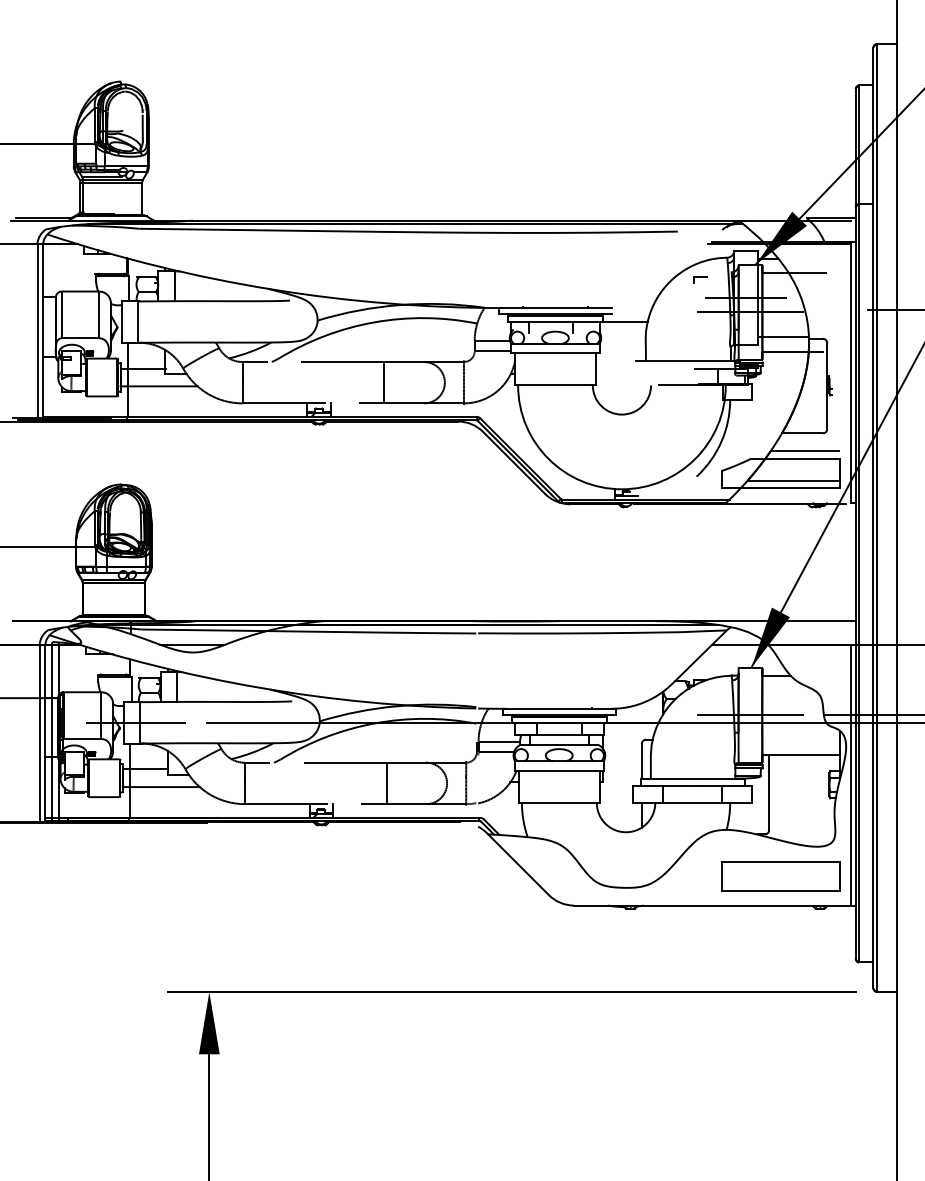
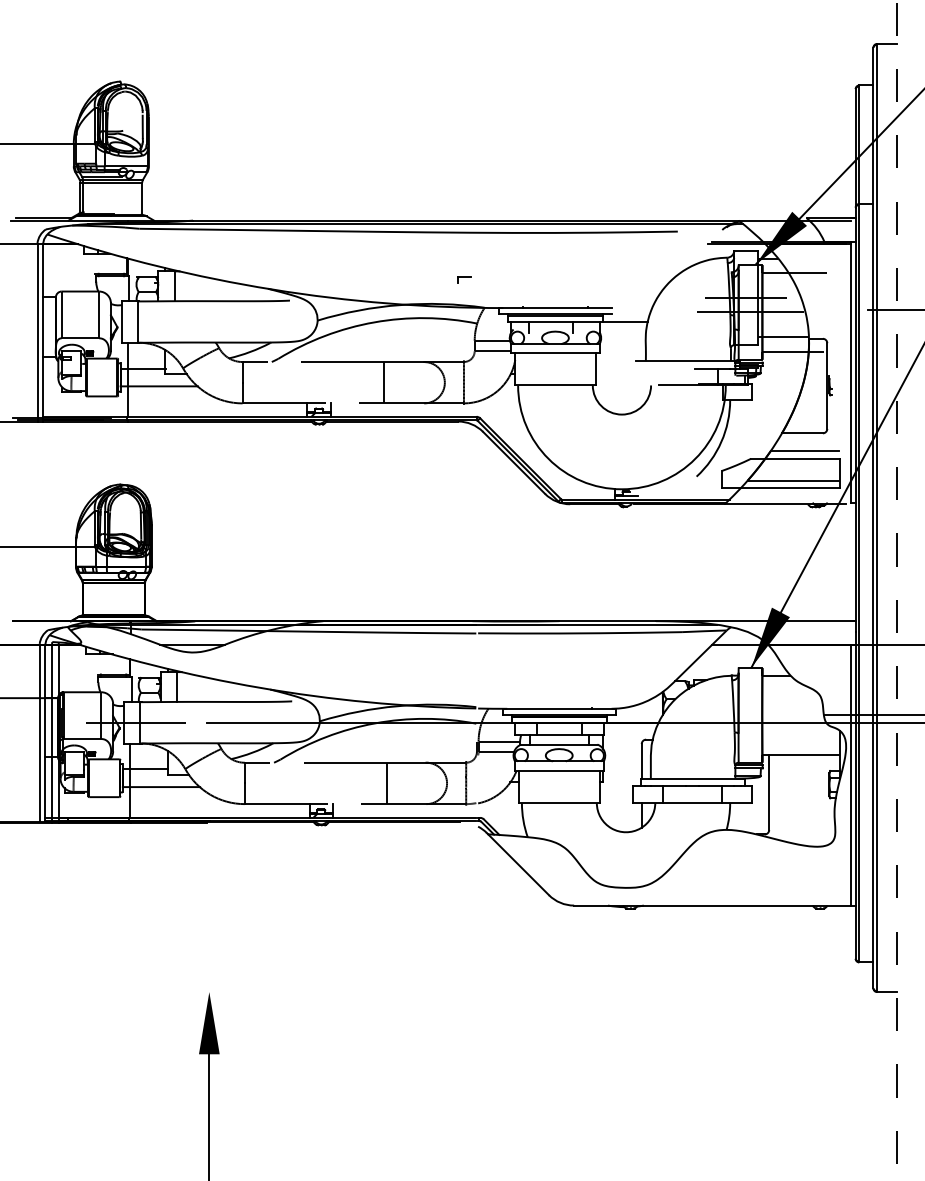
part position: (700, 279) -> (464, 279) (464, 279)
line: solid -> dashed (897, 590)
line: present -> none (750, 715)
part: present -> none (780, 876)
line: present -> none (511, 992)
